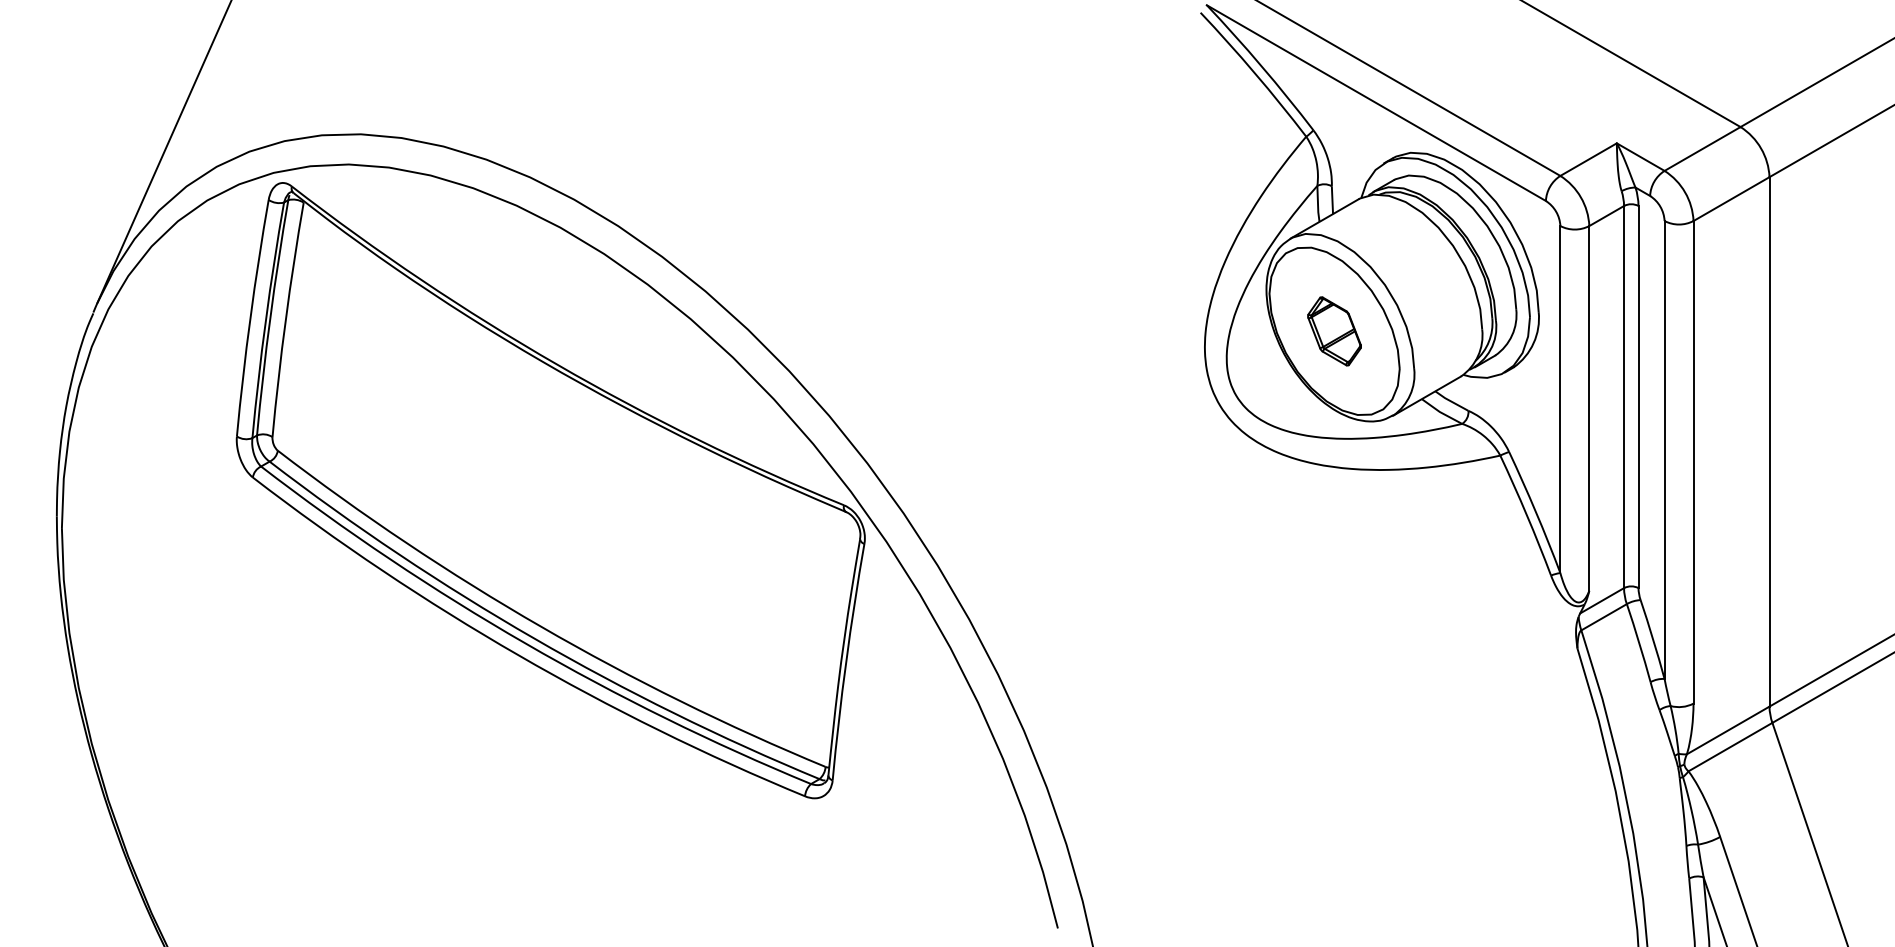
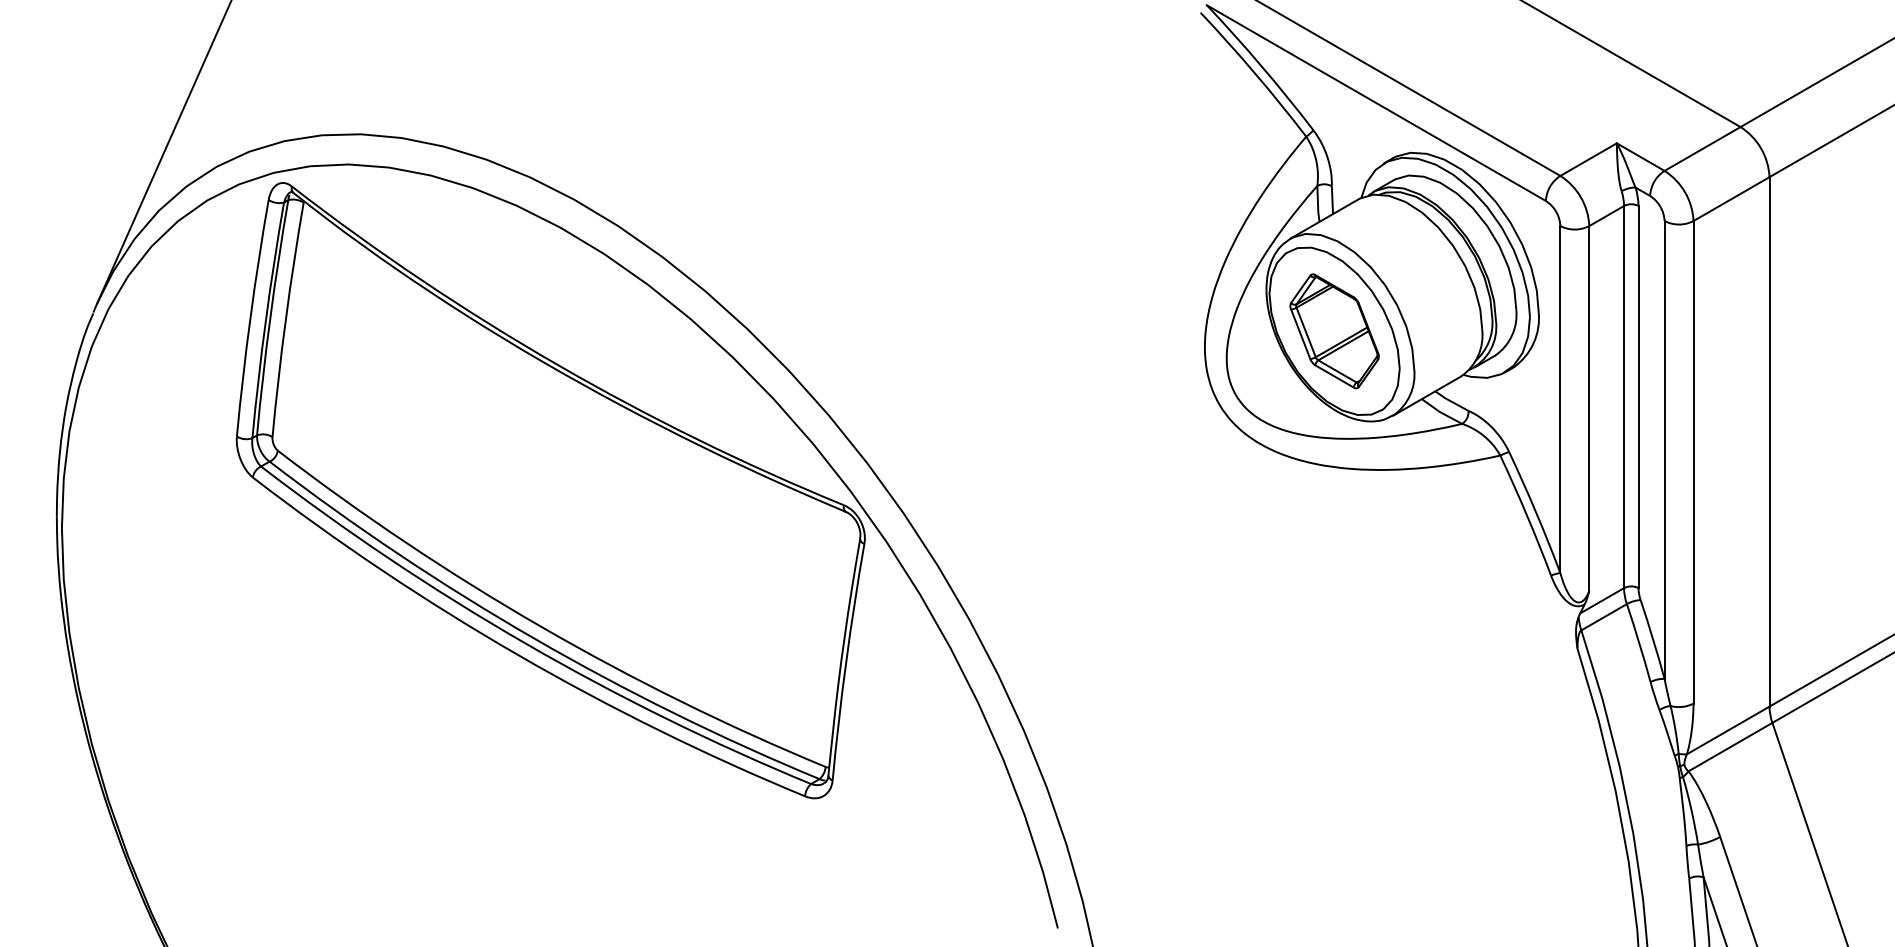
part size: 55x71 px -> 91x117 px (1334, 331)
